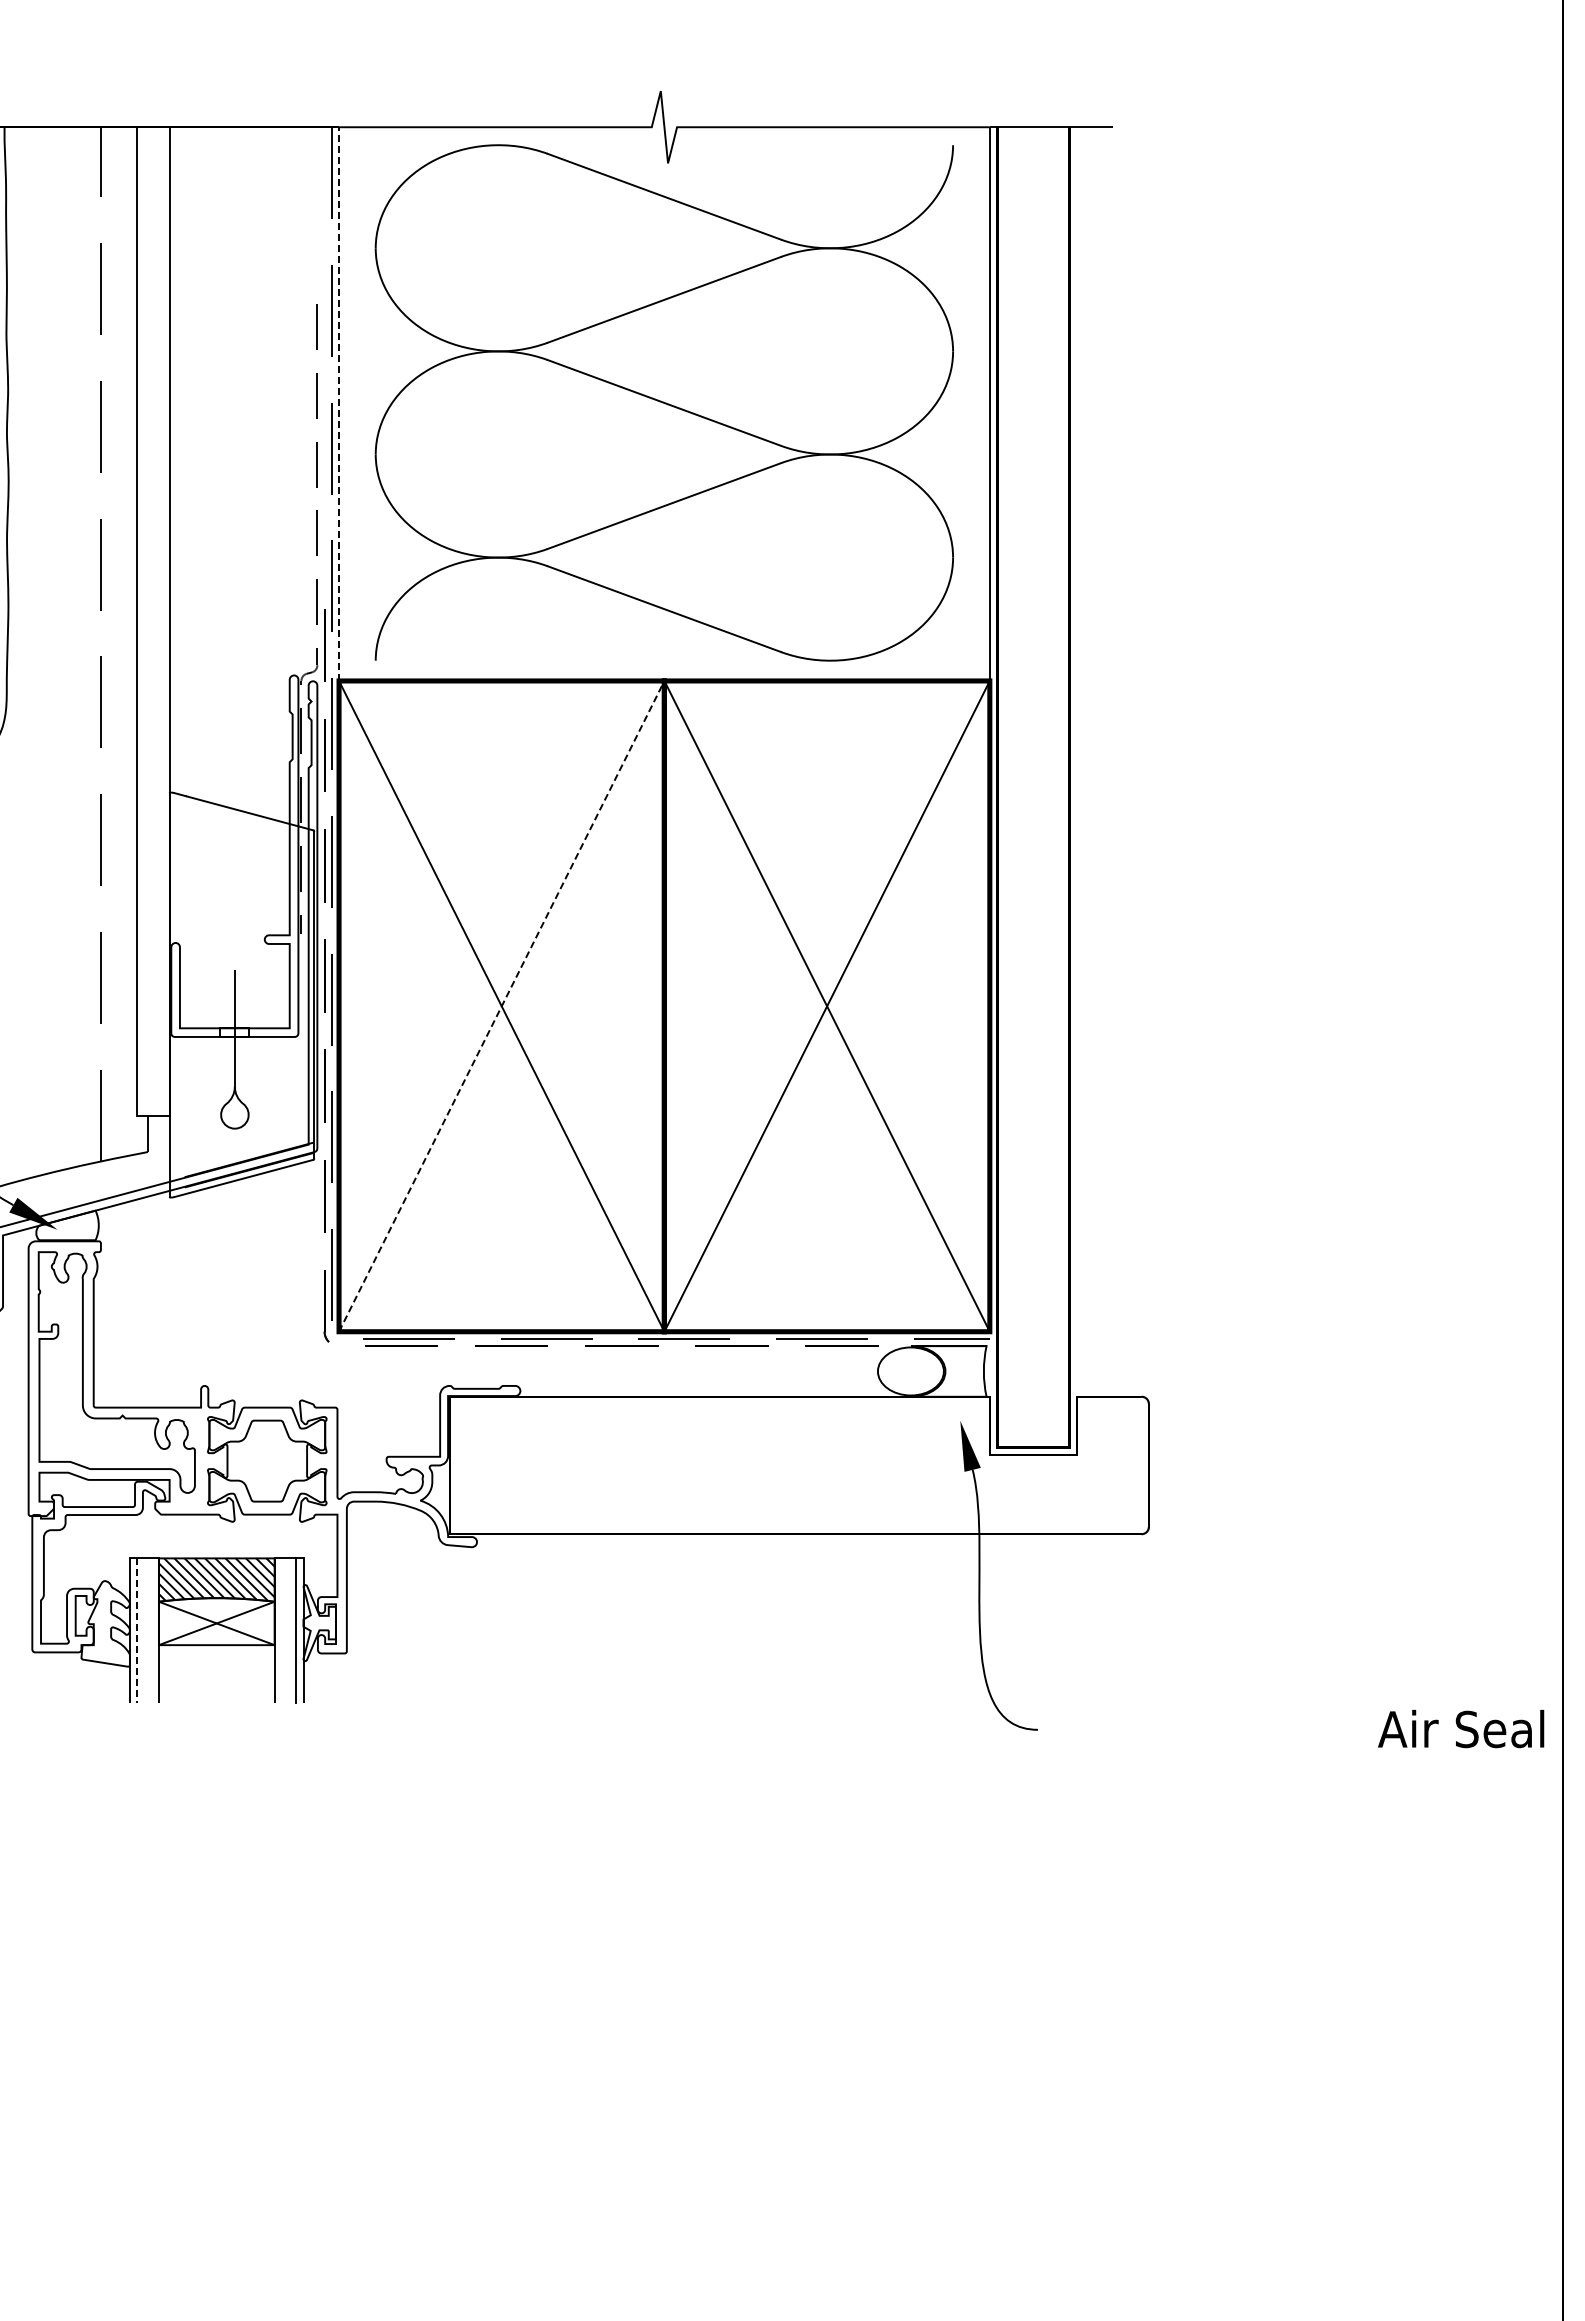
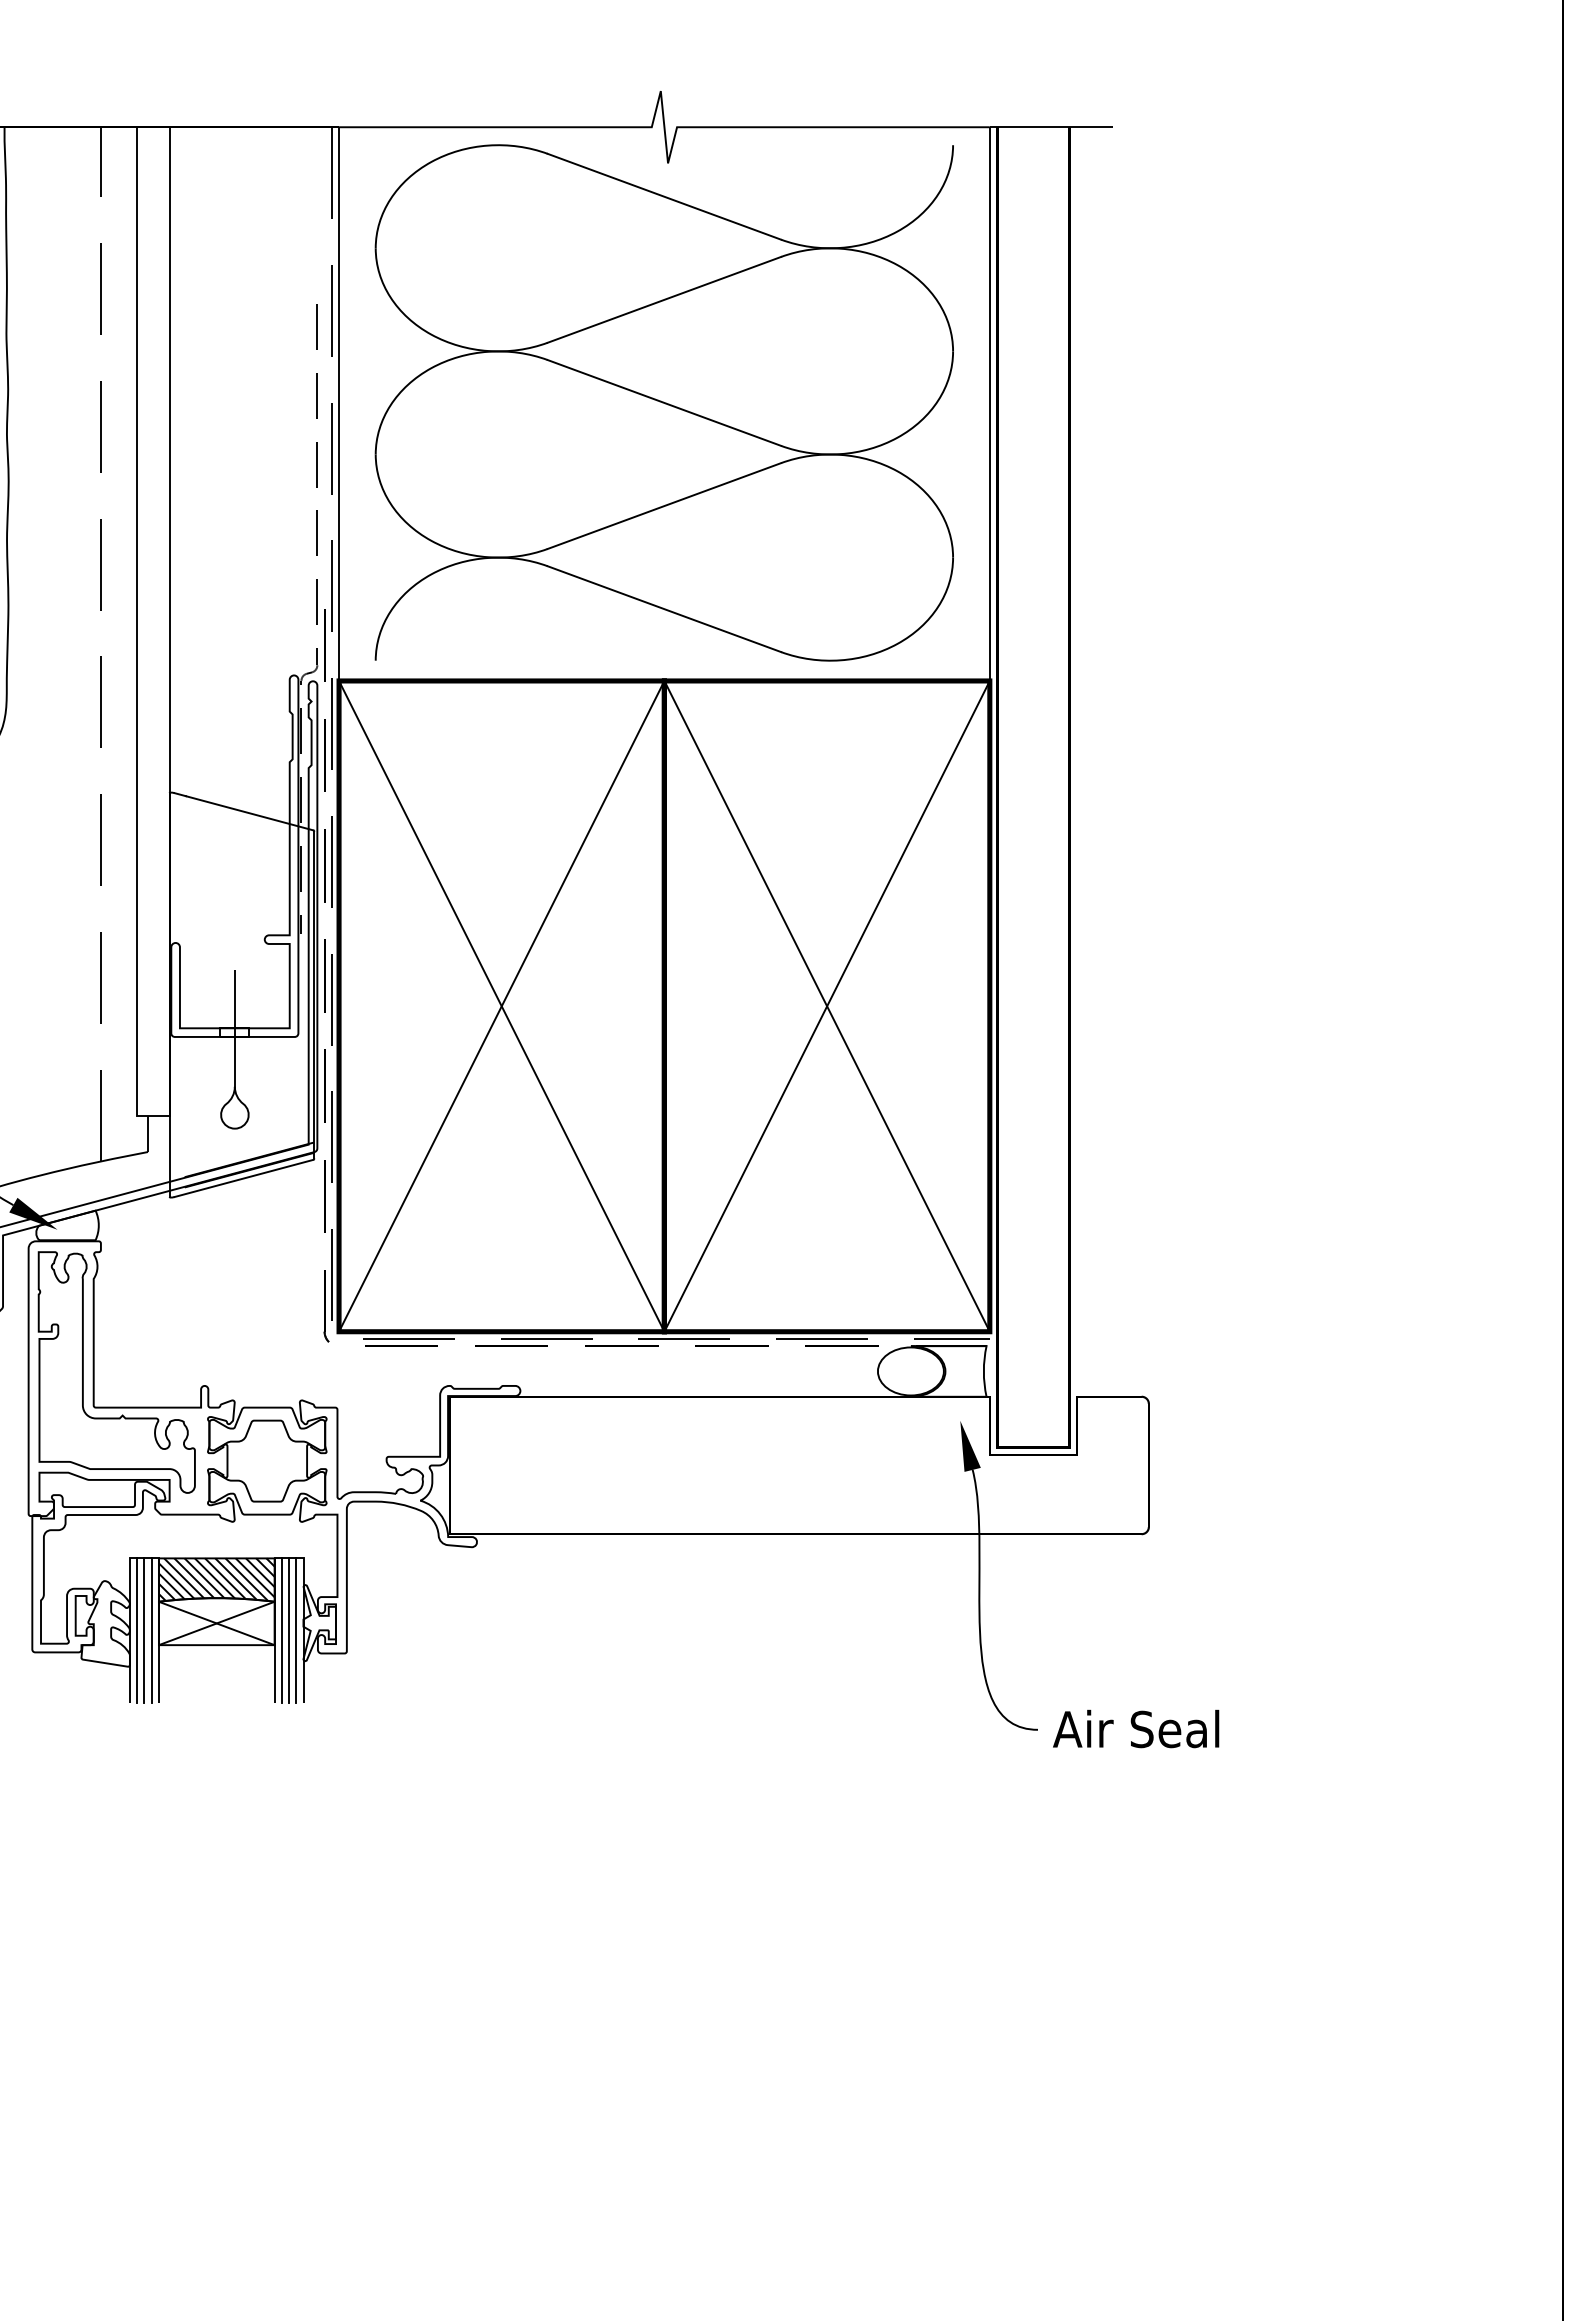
line: dashed -> solid (339, 404)
line: dashed -> solid (501, 1006)
line: none -> present (144, 1630)
line: none -> present (151, 1630)
line: none -> present (281, 1630)
line: none -> present (289, 1630)
line: dashed -> solid (137, 1631)
text position: (1461, 1728) -> (1136, 1728) (1136, 1728)
